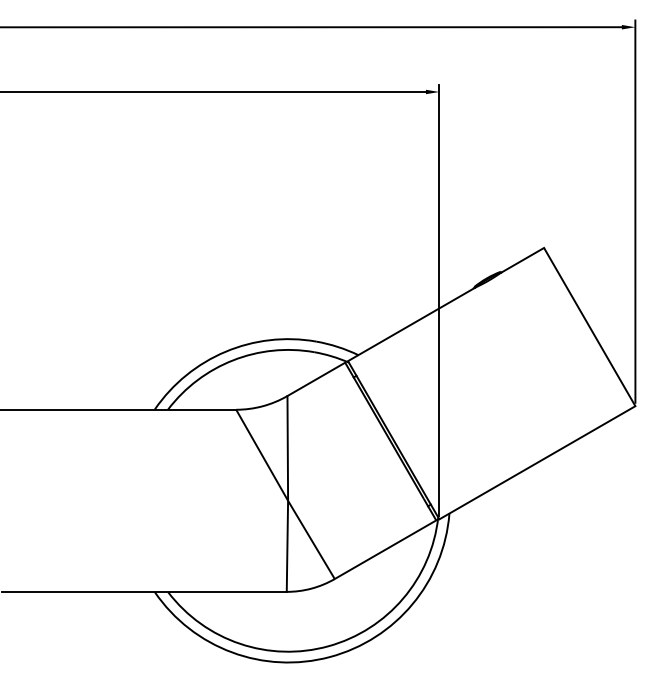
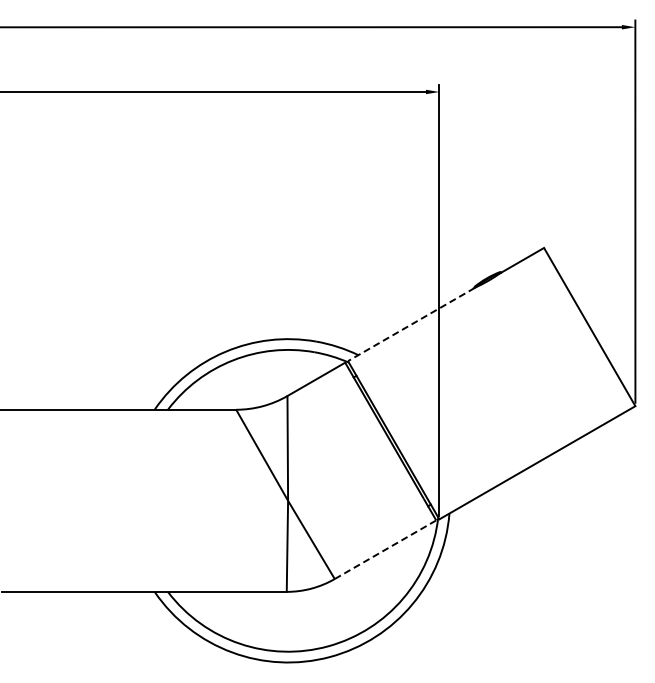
line: solid -> dashed (410, 324)
line: solid -> dashed (385, 549)
